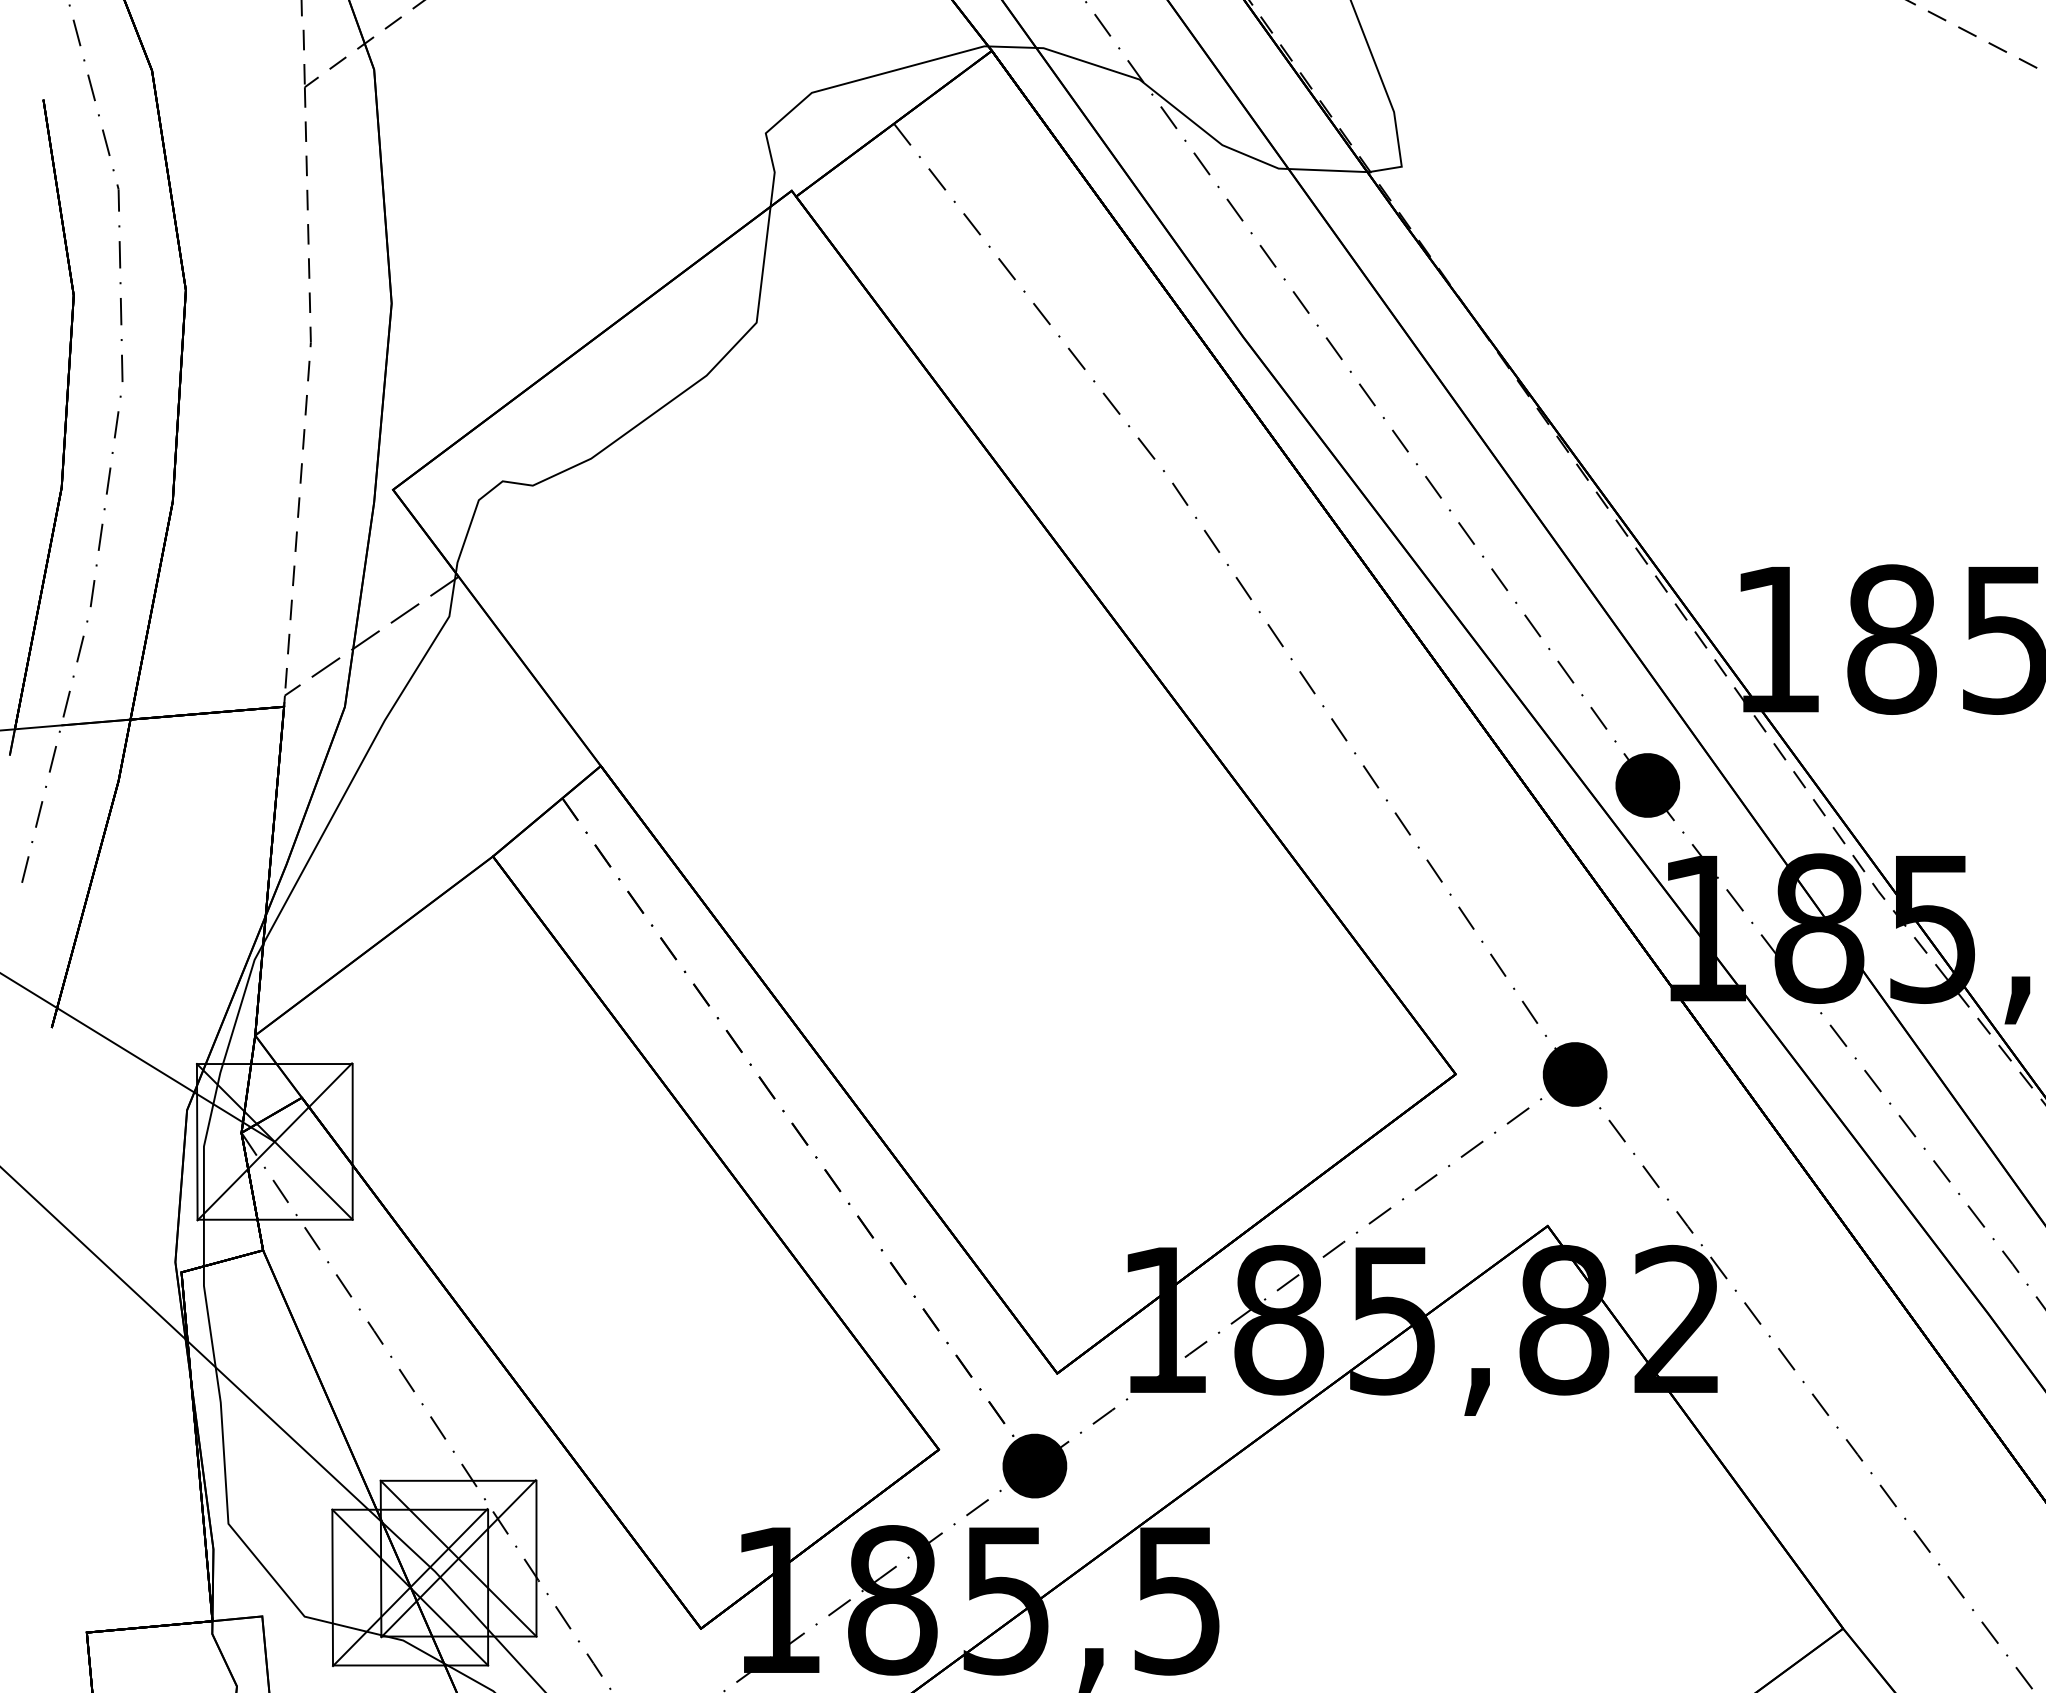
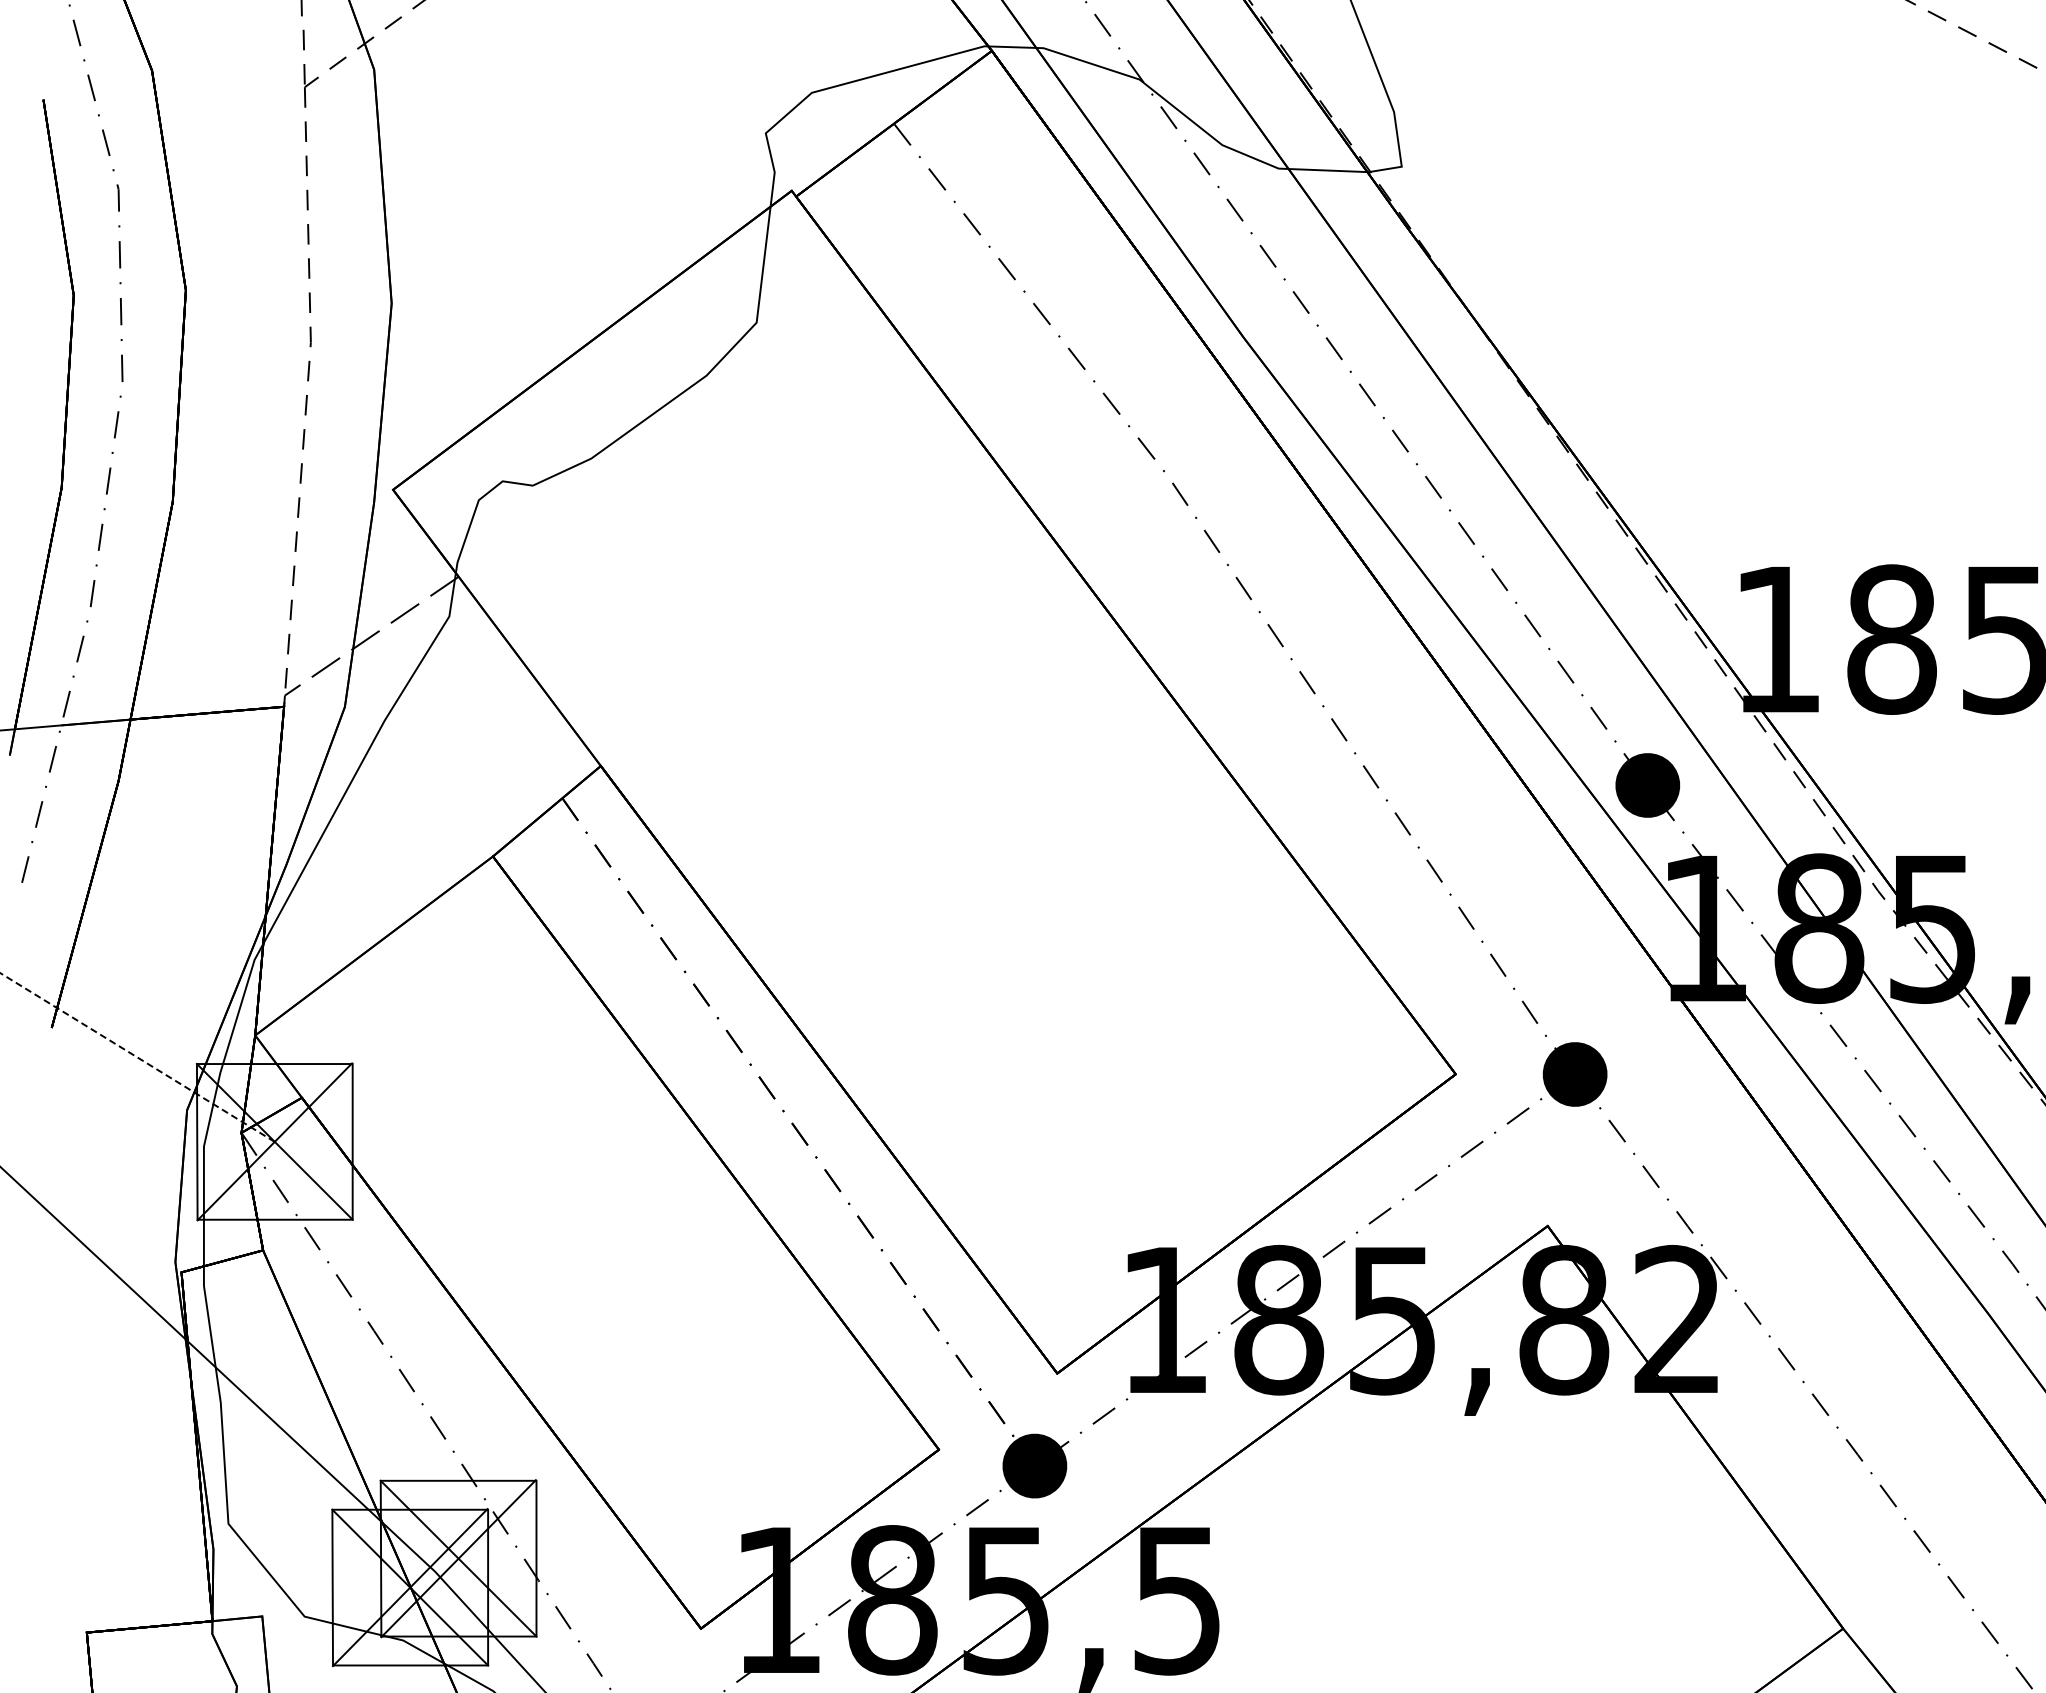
line: solid -> dashed (137, 1057)
